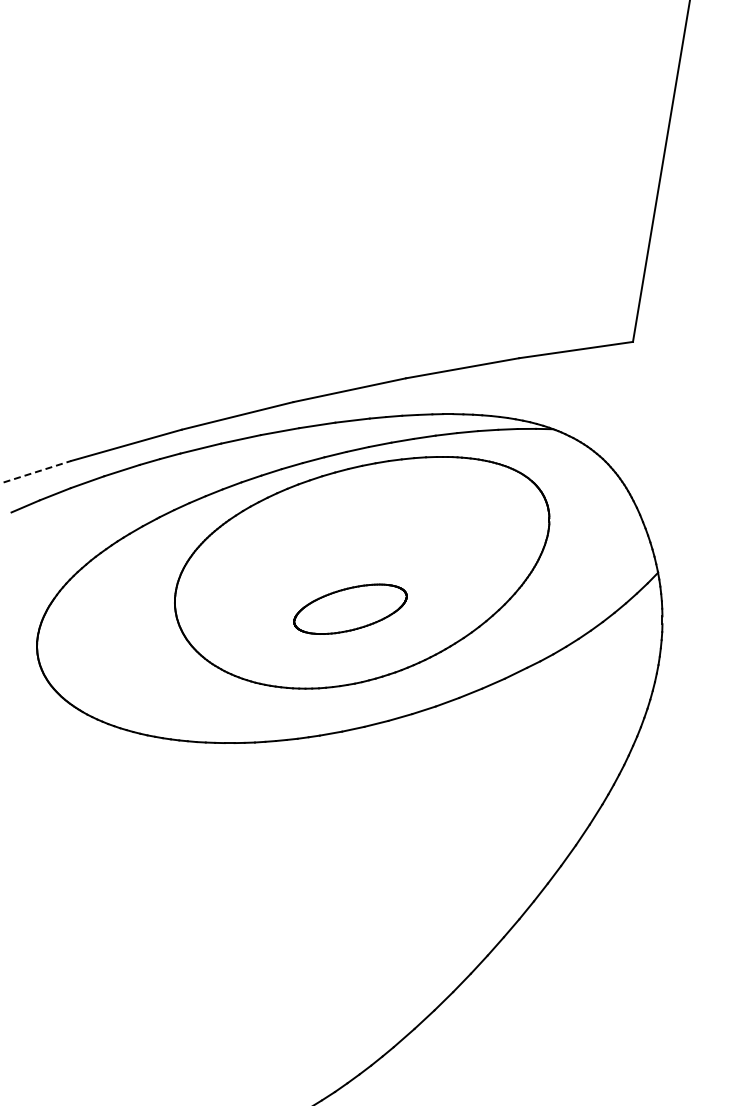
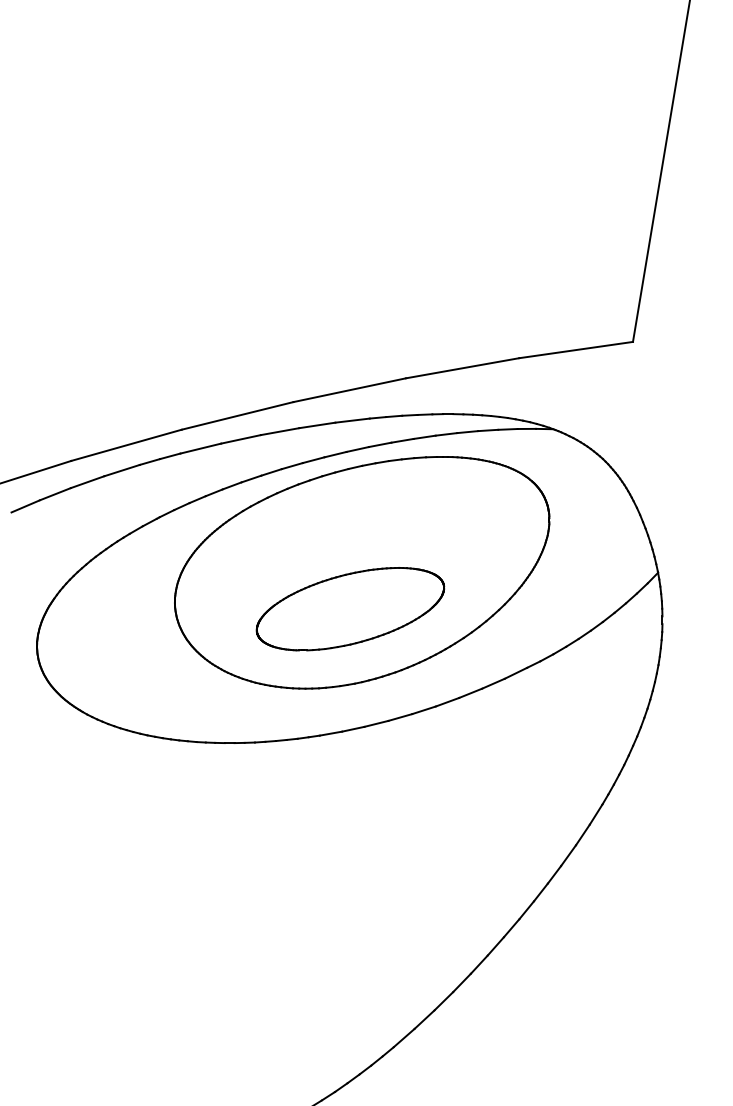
line: dashed -> solid (35, 472)
part size: 115x52 px -> 191x85 px (350, 609)
